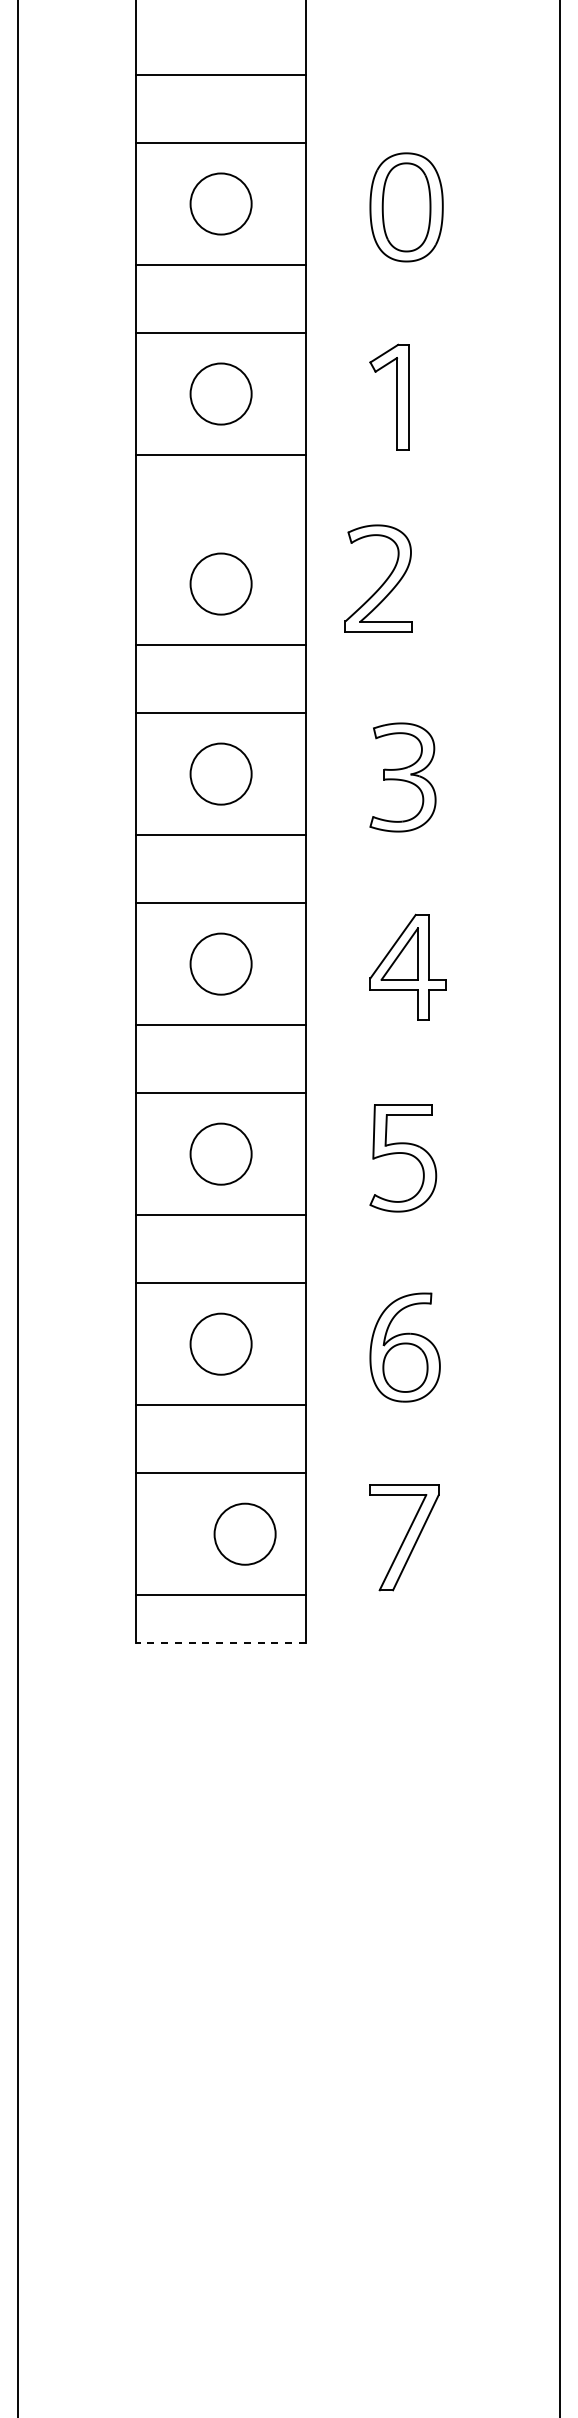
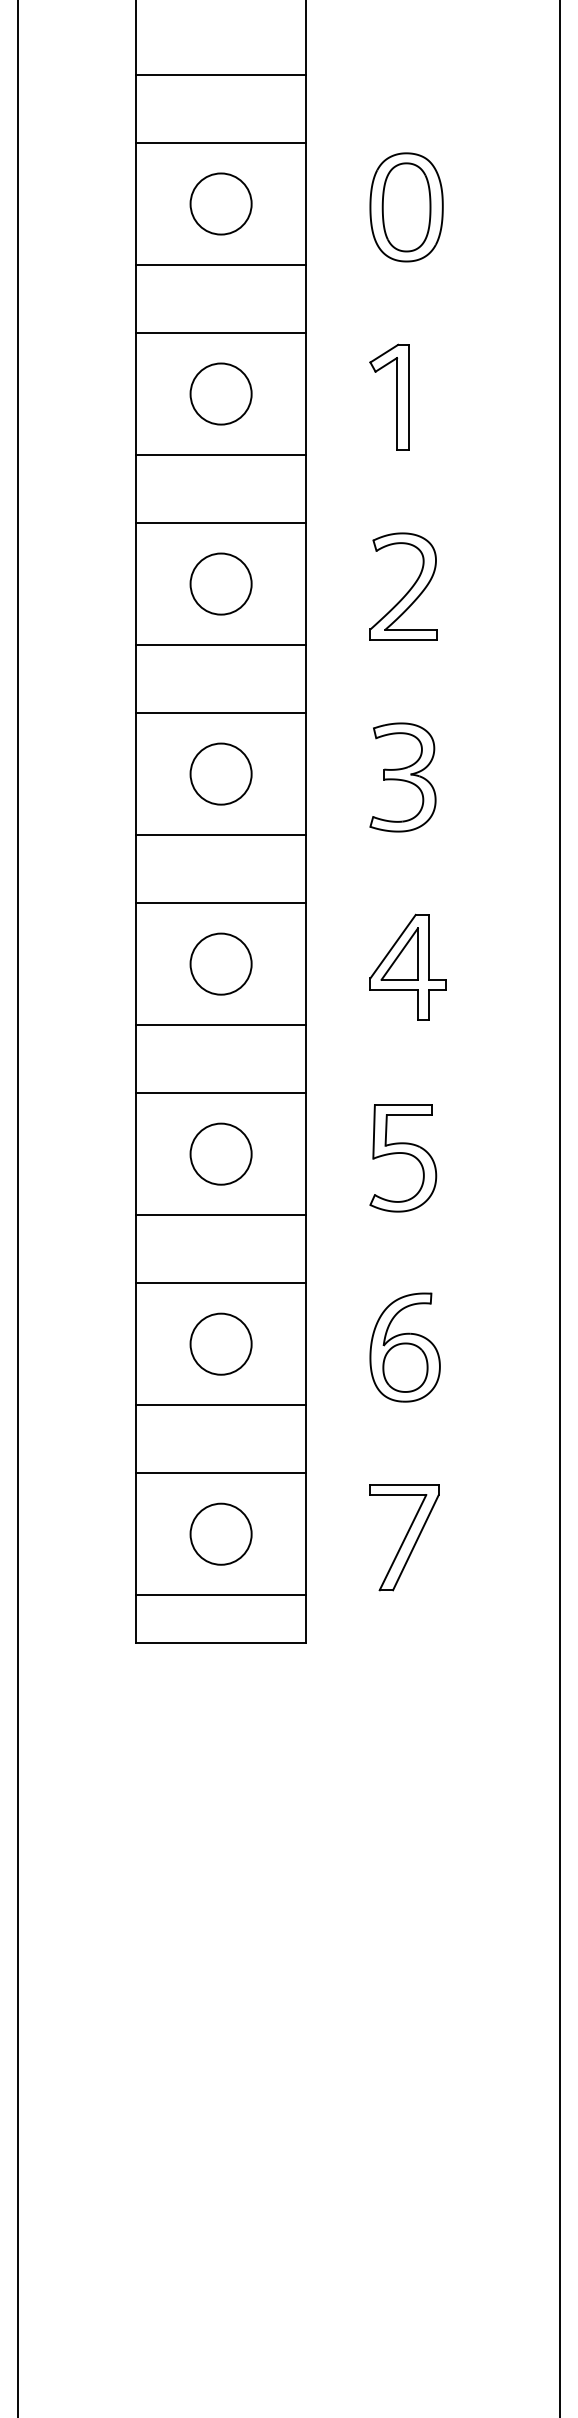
line: none -> present (220, 523)
part position: (383, 582) -> (408, 590) (408, 590)
circle position: (244, 1533) -> (220, 1533) (220, 1533)
line: dashed -> solid (221, 1642)
